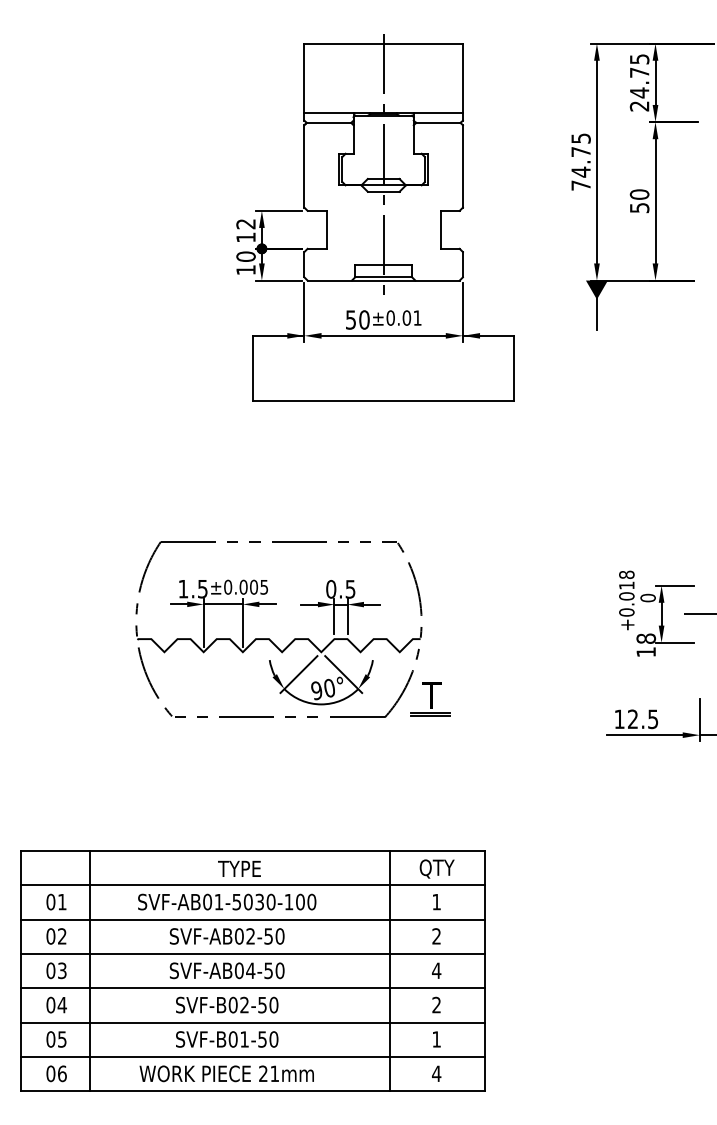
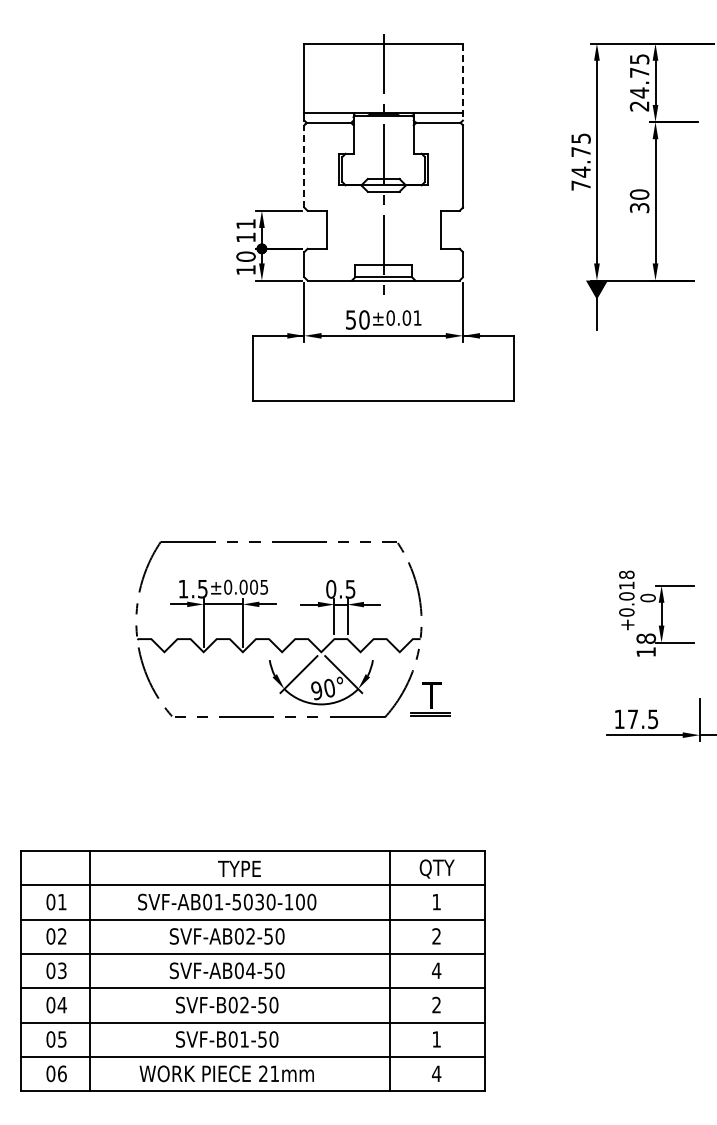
line: solid -> dashed (462, 82)
line: solid -> dashed (304, 165)
text: 50 -> 30 (638, 207)
text: 12 -> 11 (245, 224)
line: present -> none (698, 614)
text: 12.5 -> 17.5 (632, 718)
